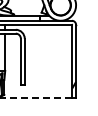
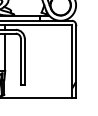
line: dashed -> solid (36, 97)
